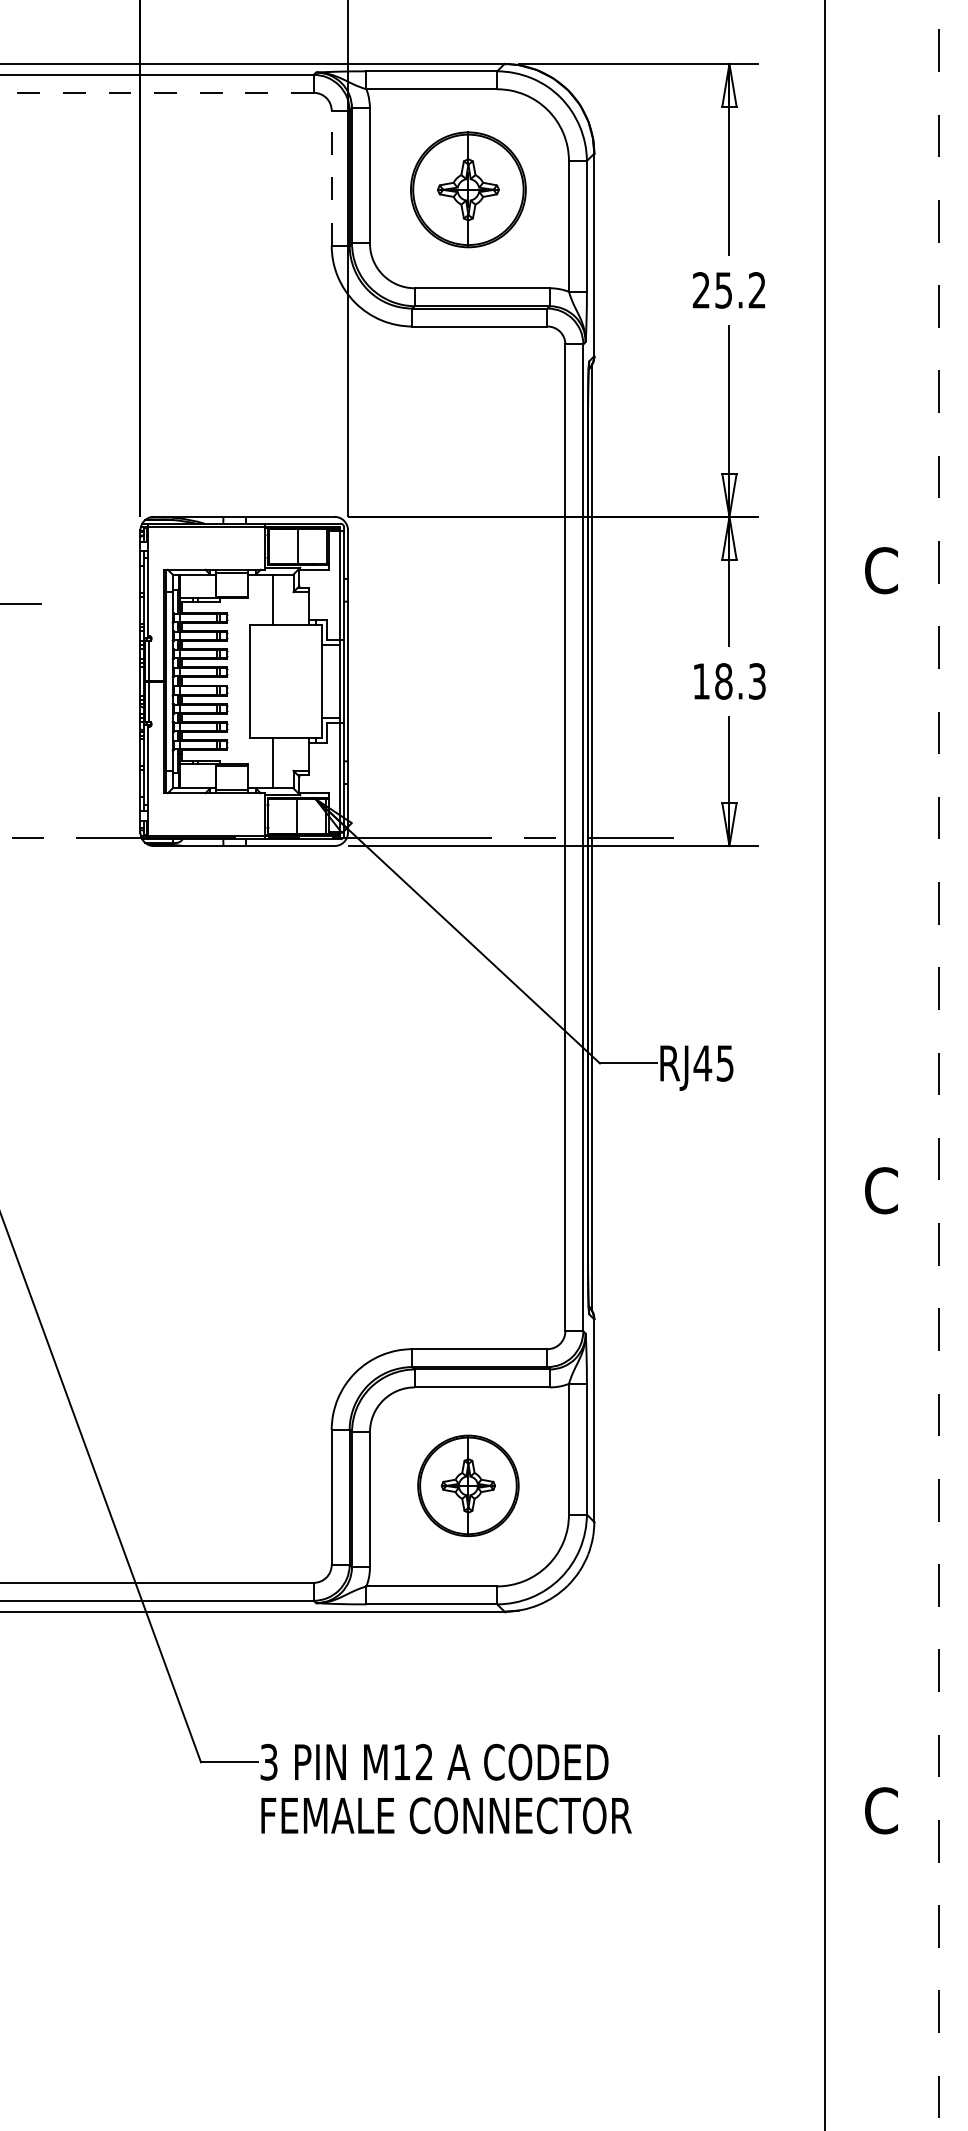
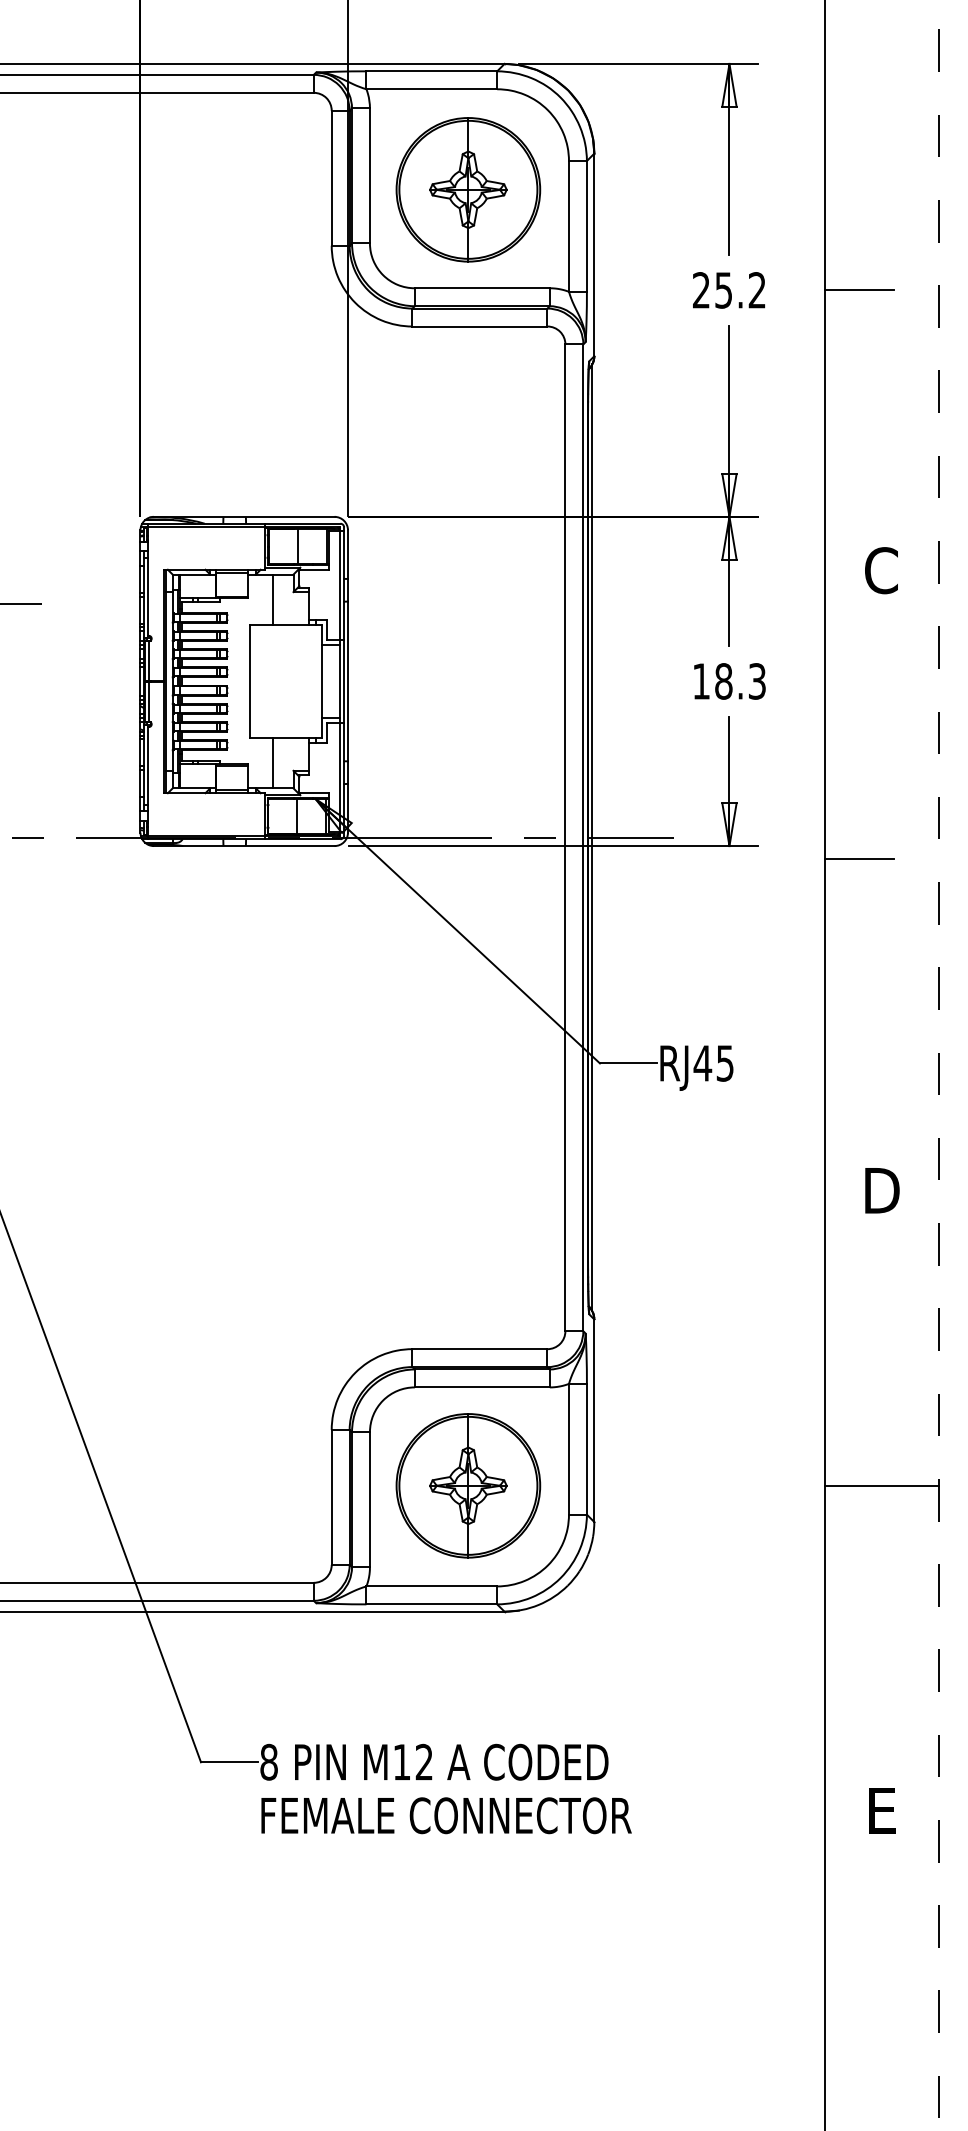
line: dashed -> solid (156, 92)
line: dashed -> solid (331, 178)
part size: 117x118 px -> 147x146 px (468, 189)
line: none -> present (859, 289)
line: none -> present (859, 859)
text: C -> D (882, 1190)
part size: 103x103 px -> 147x146 px (468, 1485)
line: none -> present (882, 1486)
text: 3 -> 8 (268, 1762)
text: C -> E (881, 1810)
